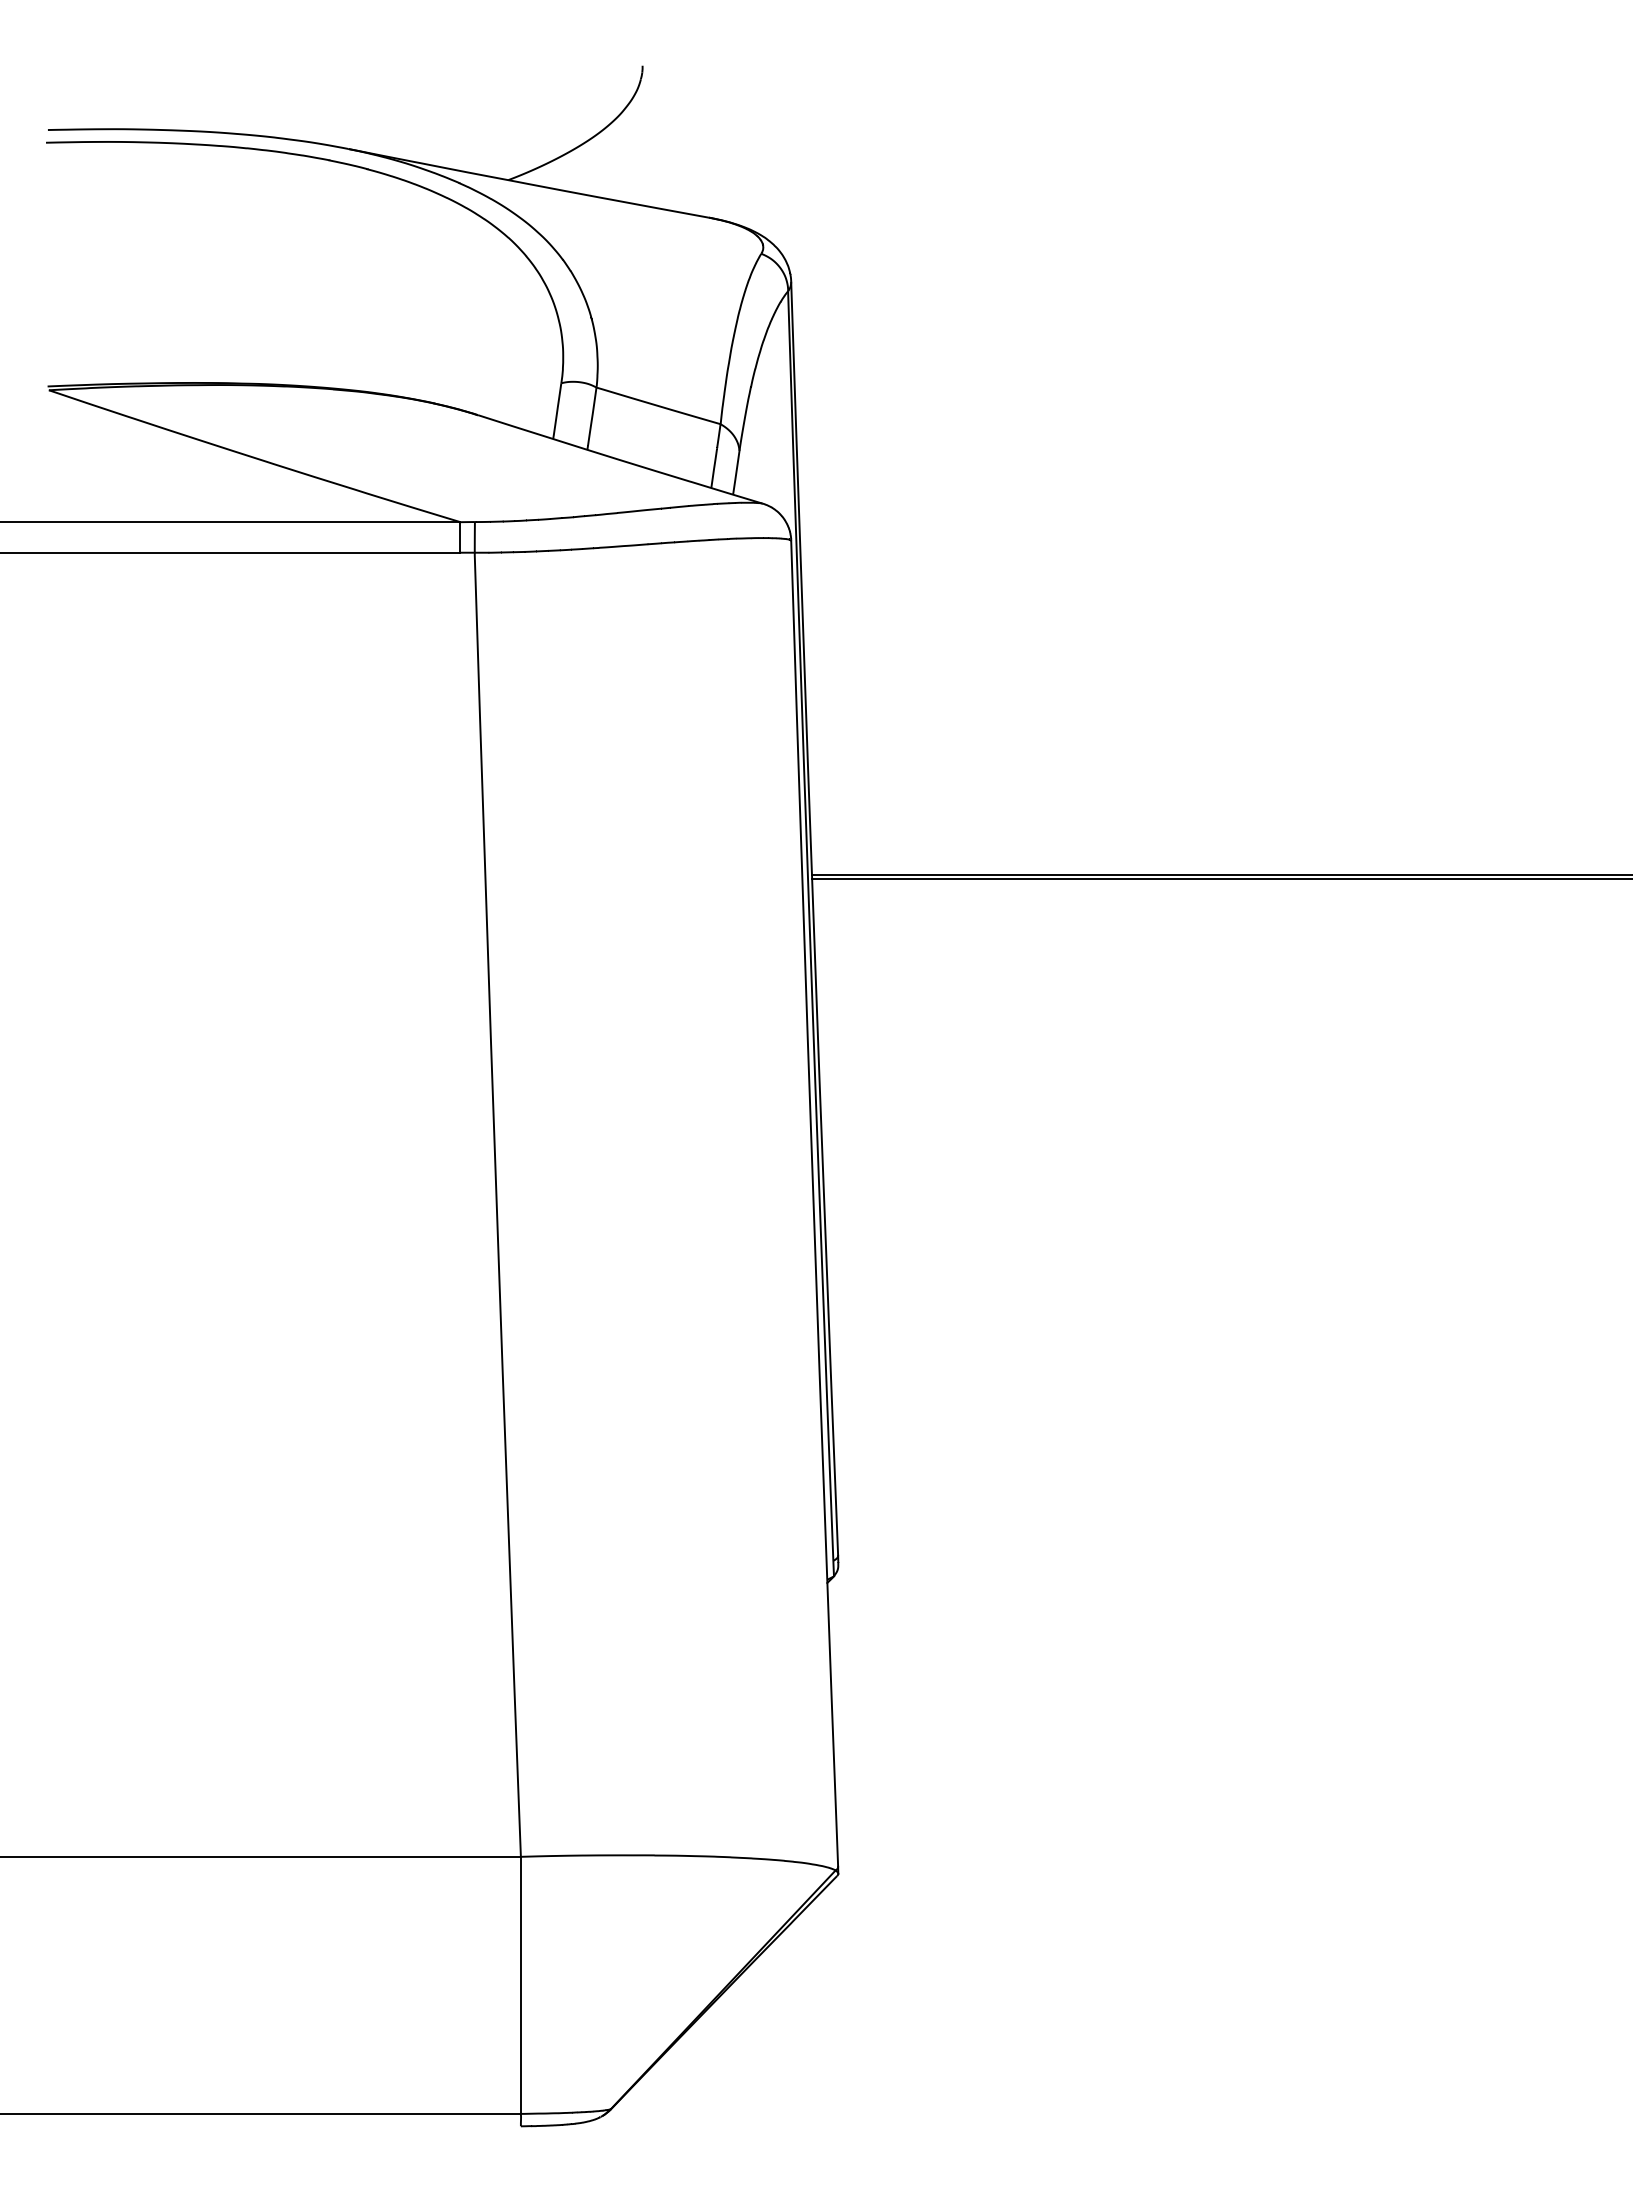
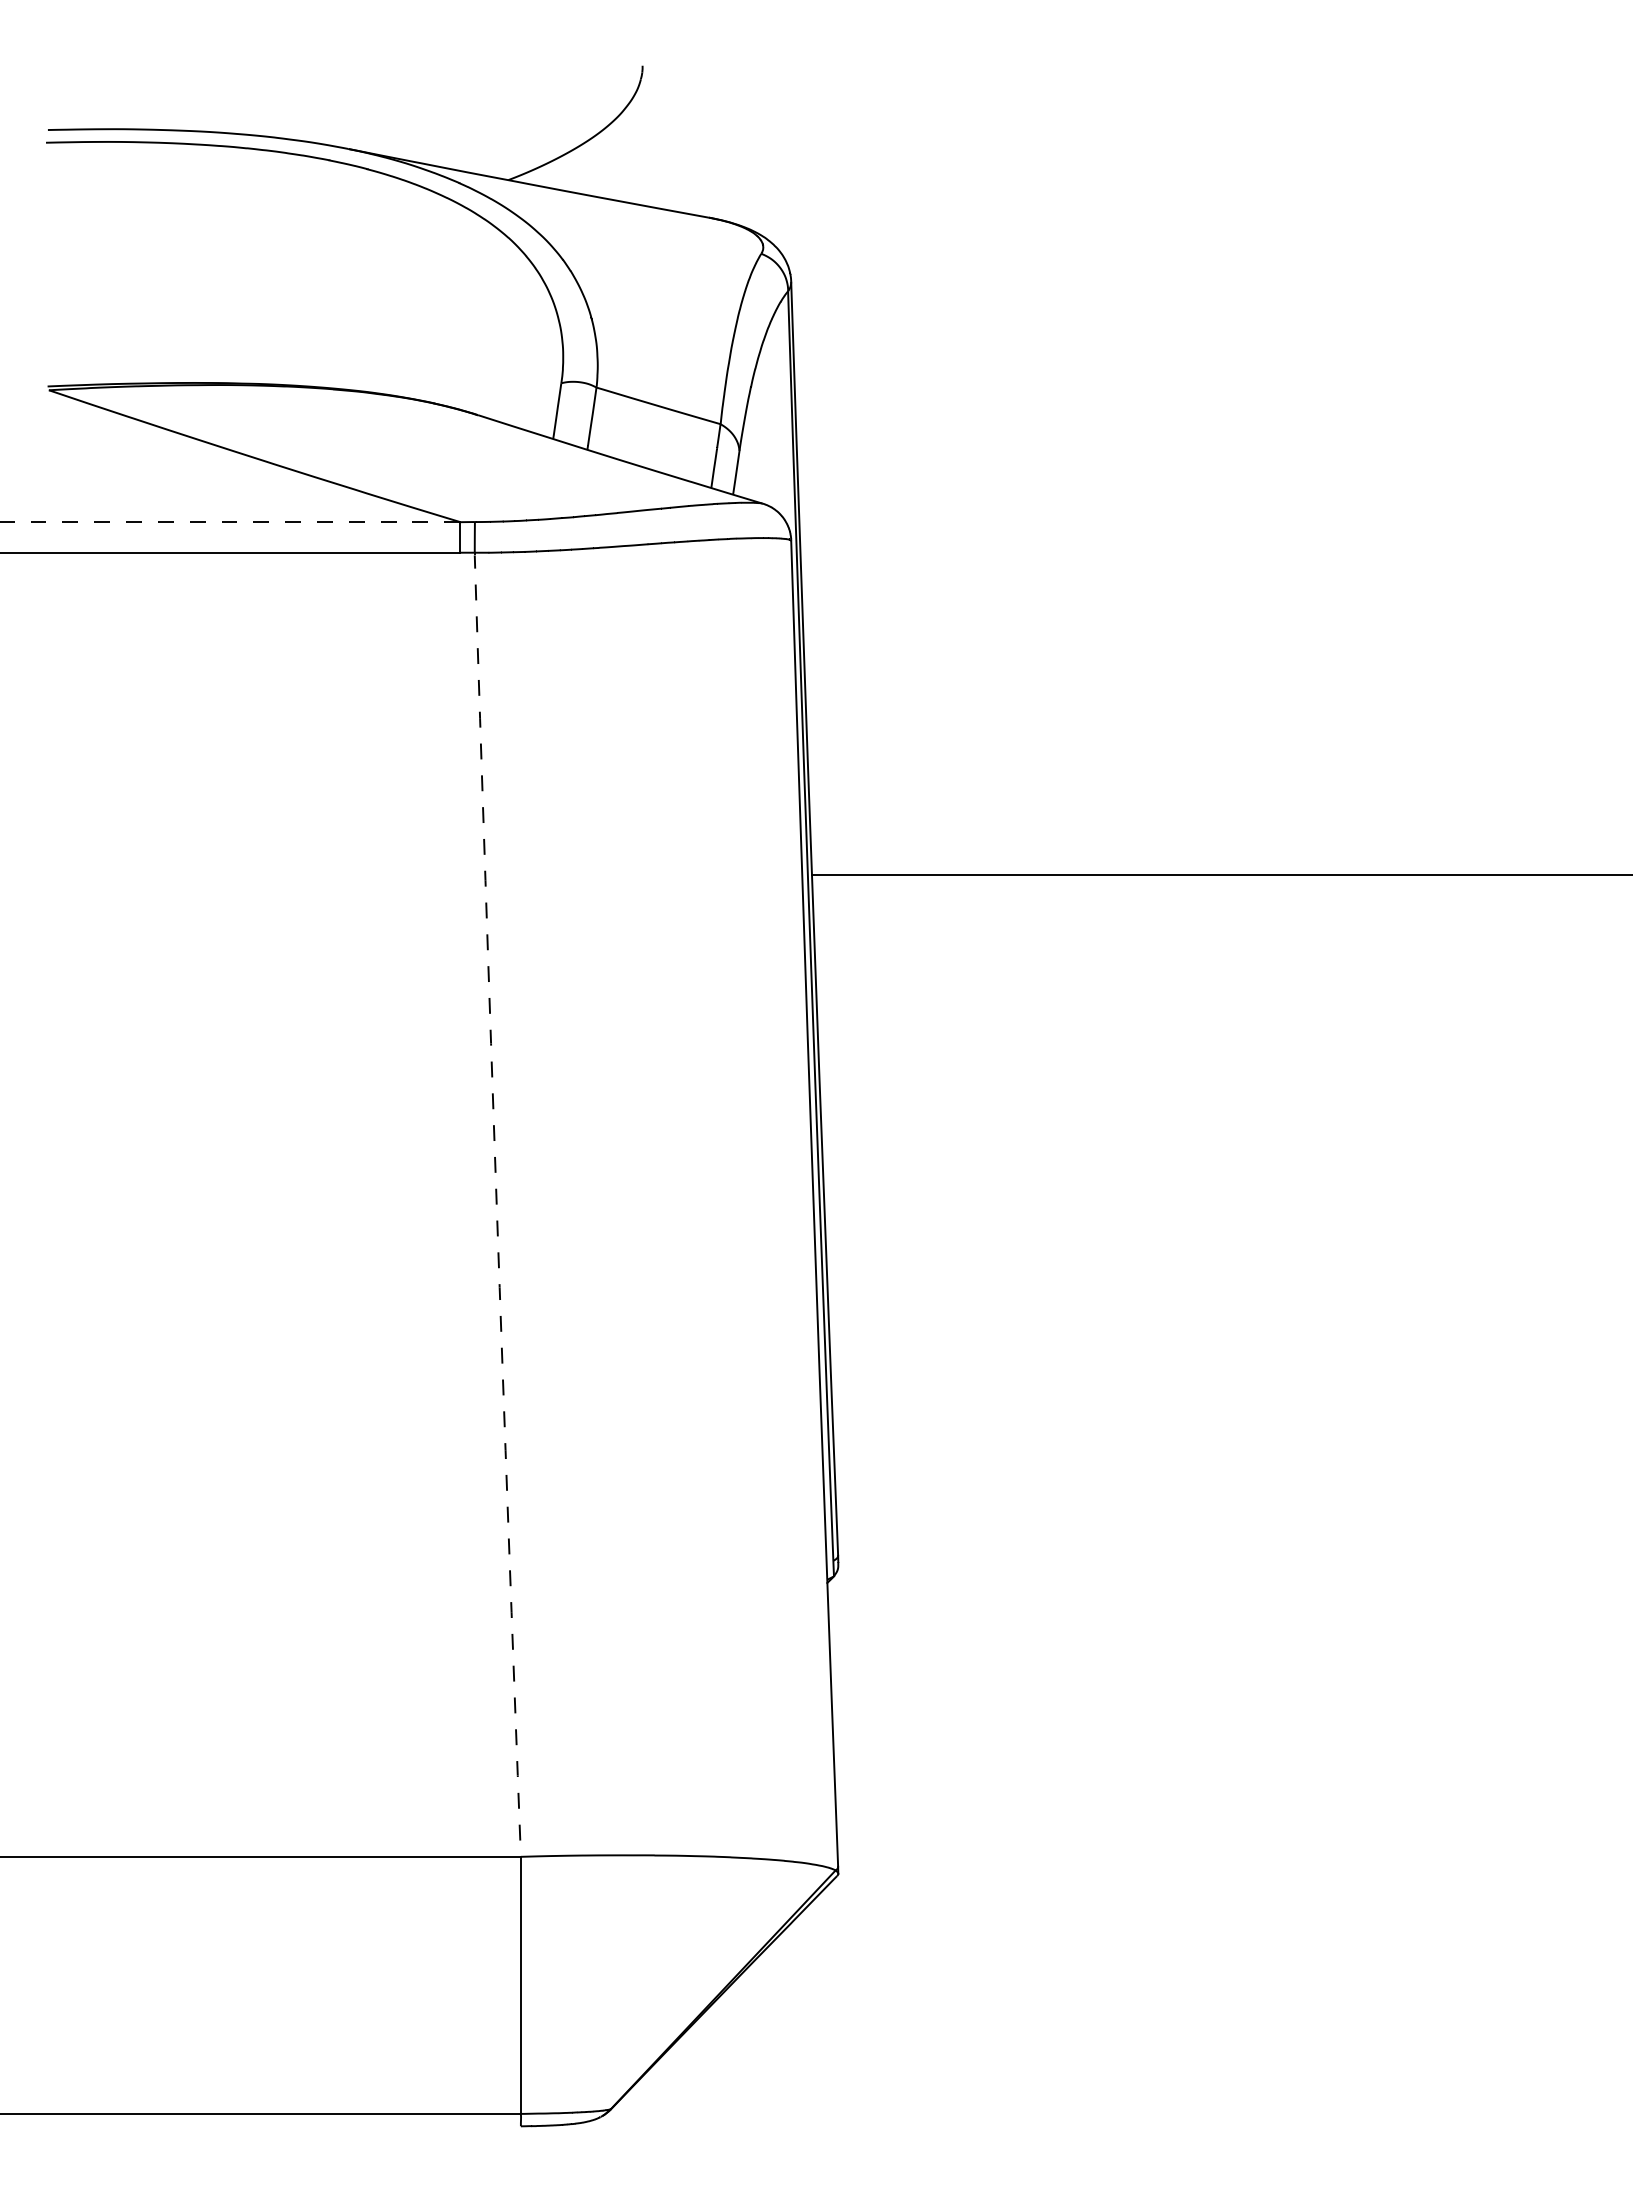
line: solid -> dashed (230, 522)
line: present -> none (1220, 878)
line: solid -> dashed (496, 1205)
